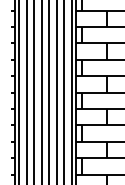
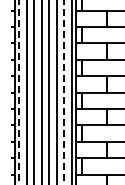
line: solid -> dashed (19, 92)
line: solid -> dashed (63, 92)
